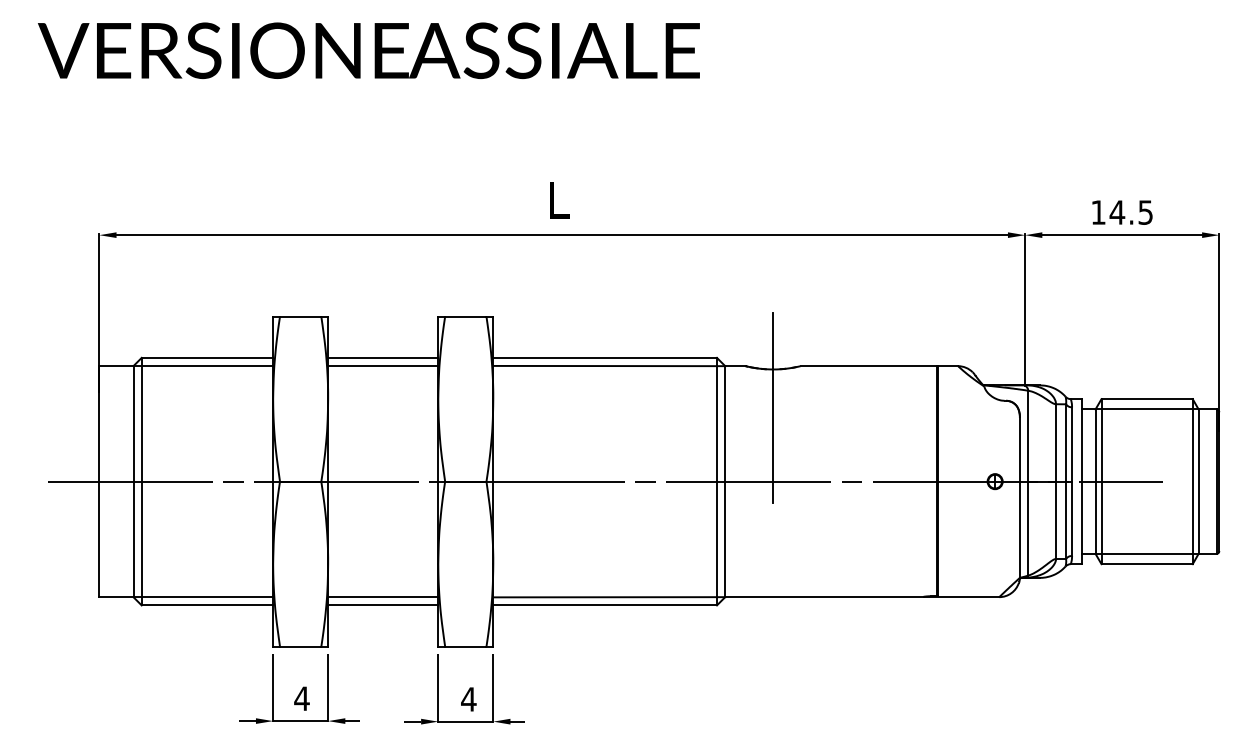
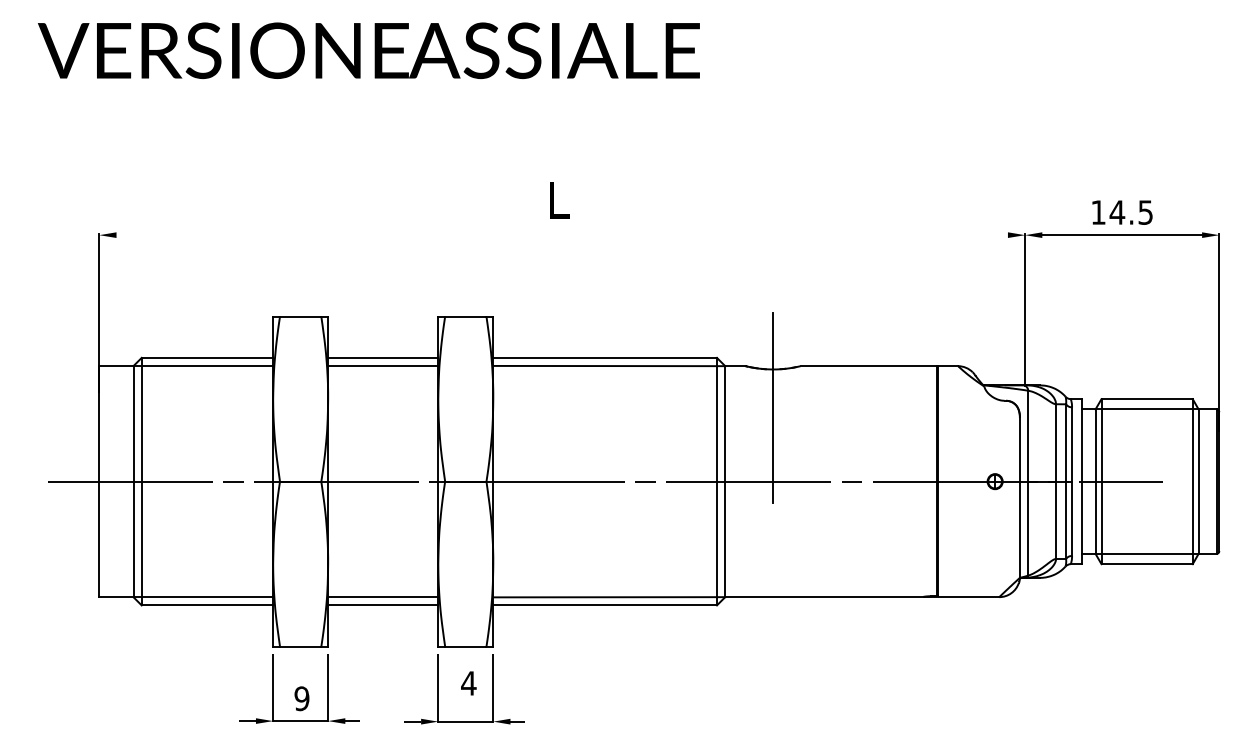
line: present -> none (561, 235)
text: 4 -> 9 (301, 698)
text position: (468, 699) -> (468, 683) (468, 683)
